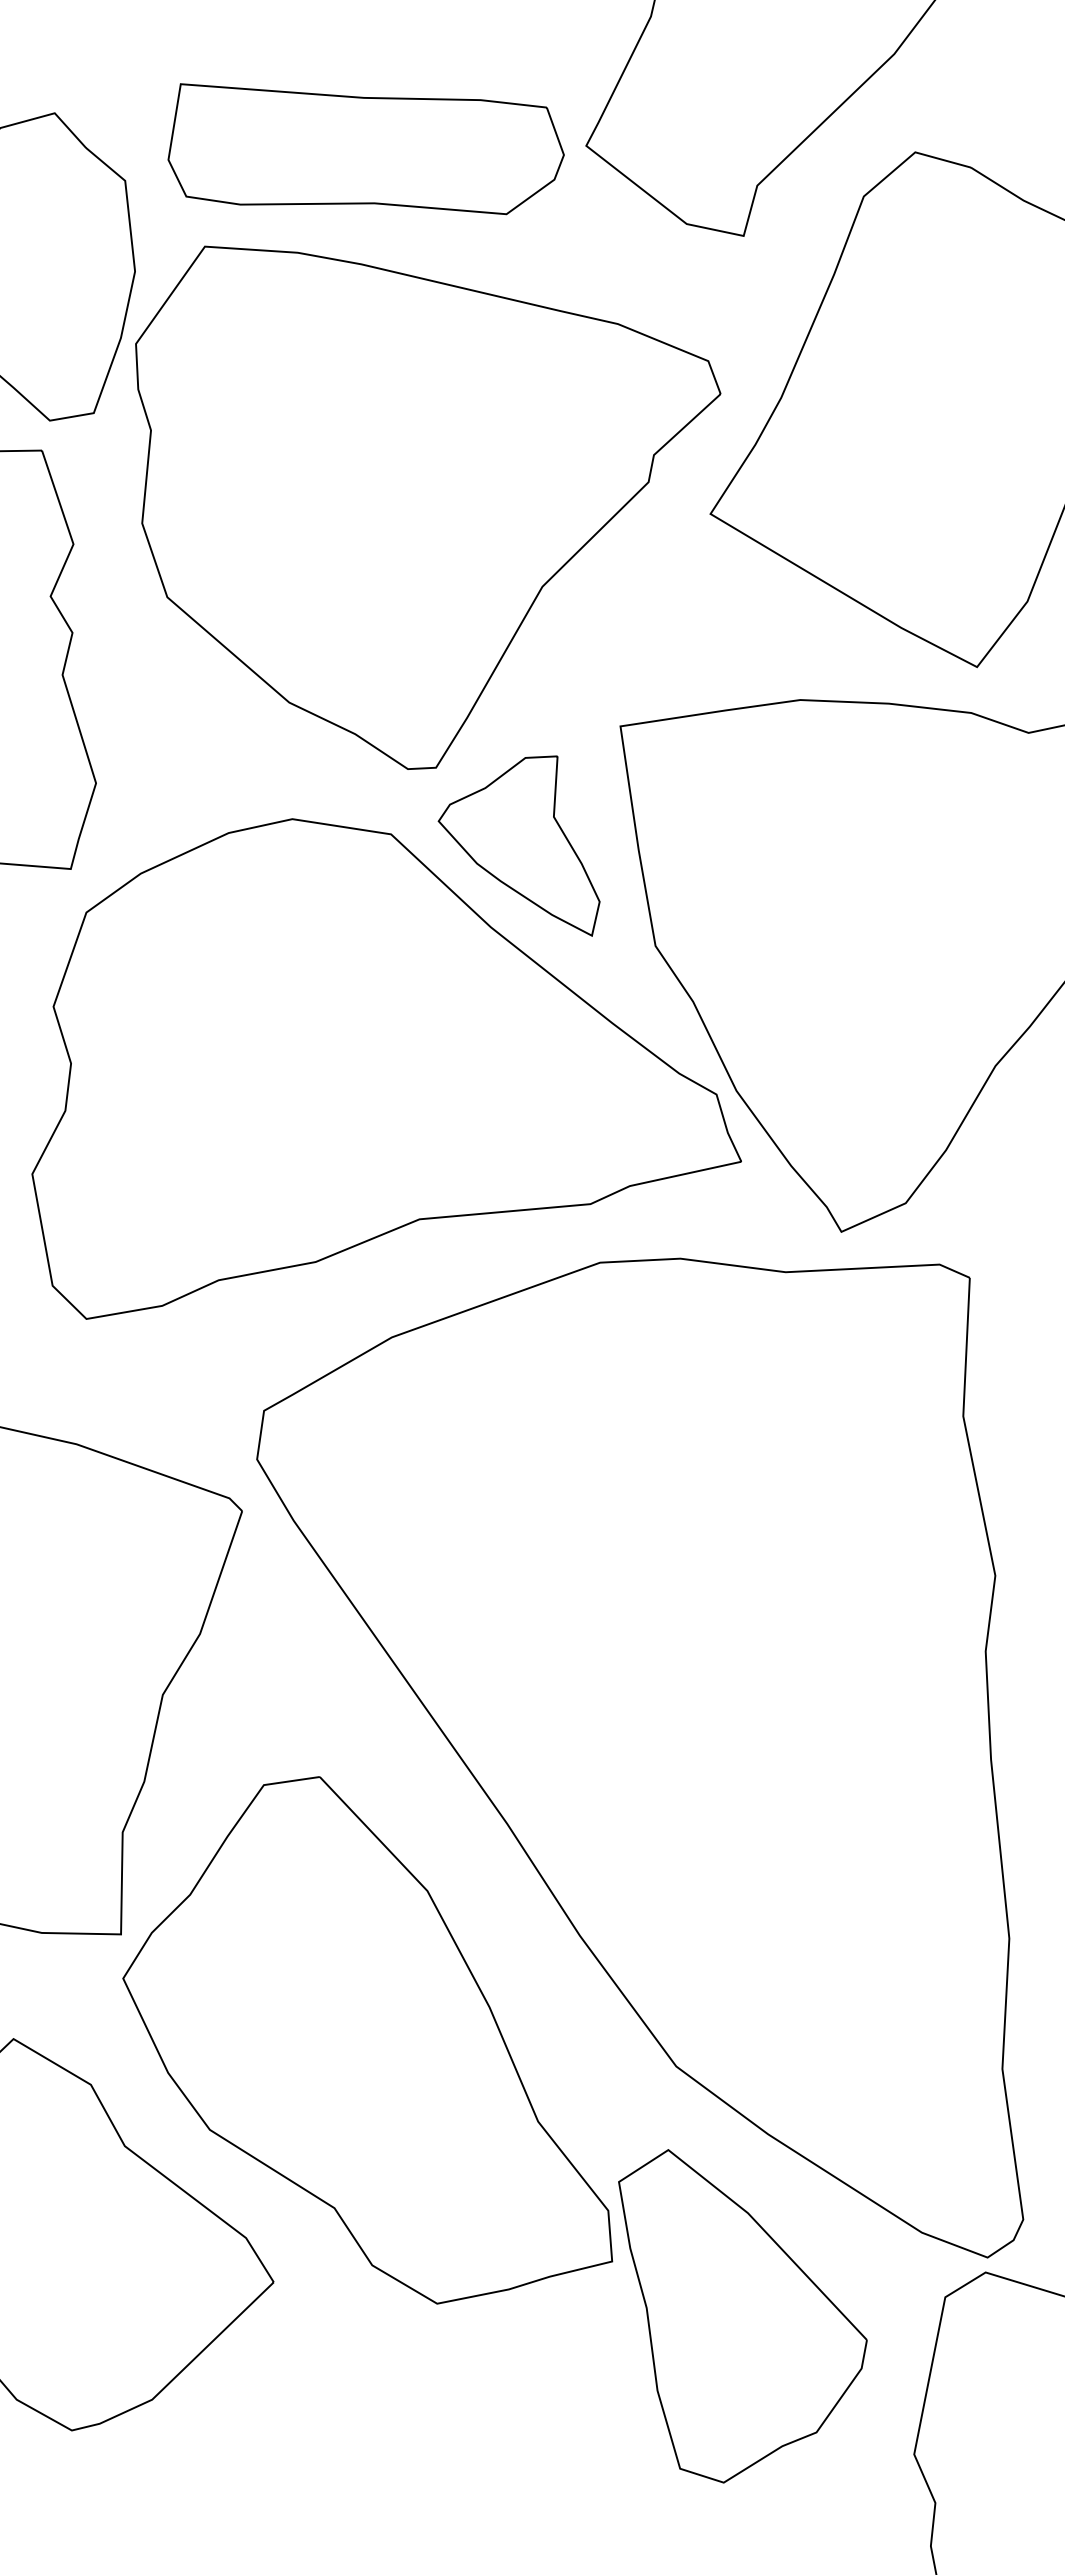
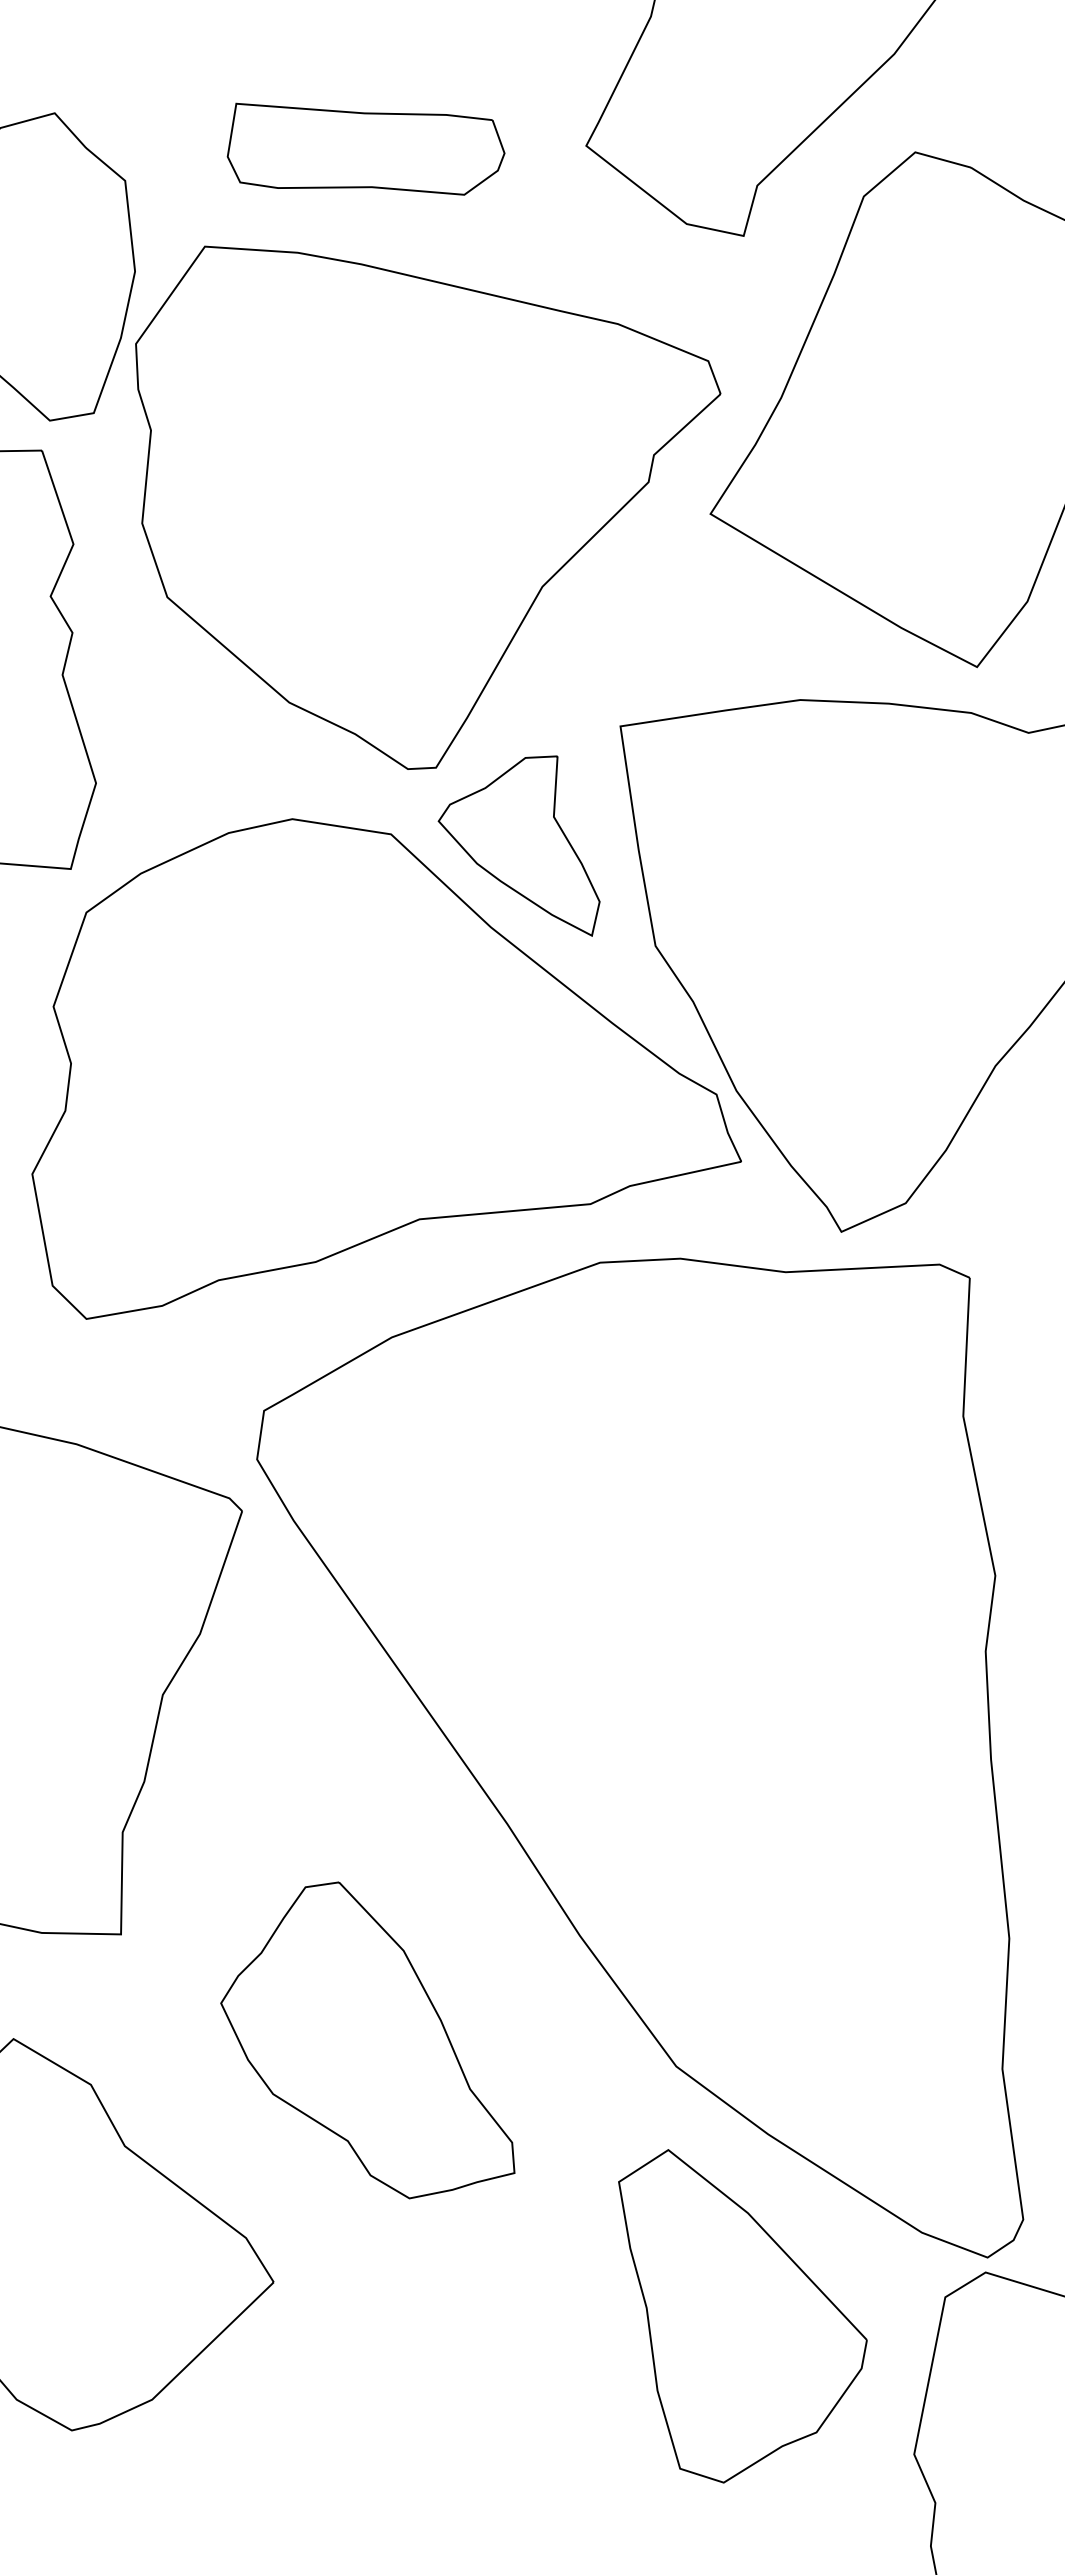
part size: 398x133 px -> 280x94 px (365, 148)
part size: 492x529 px -> 296x319 px (367, 2040)
